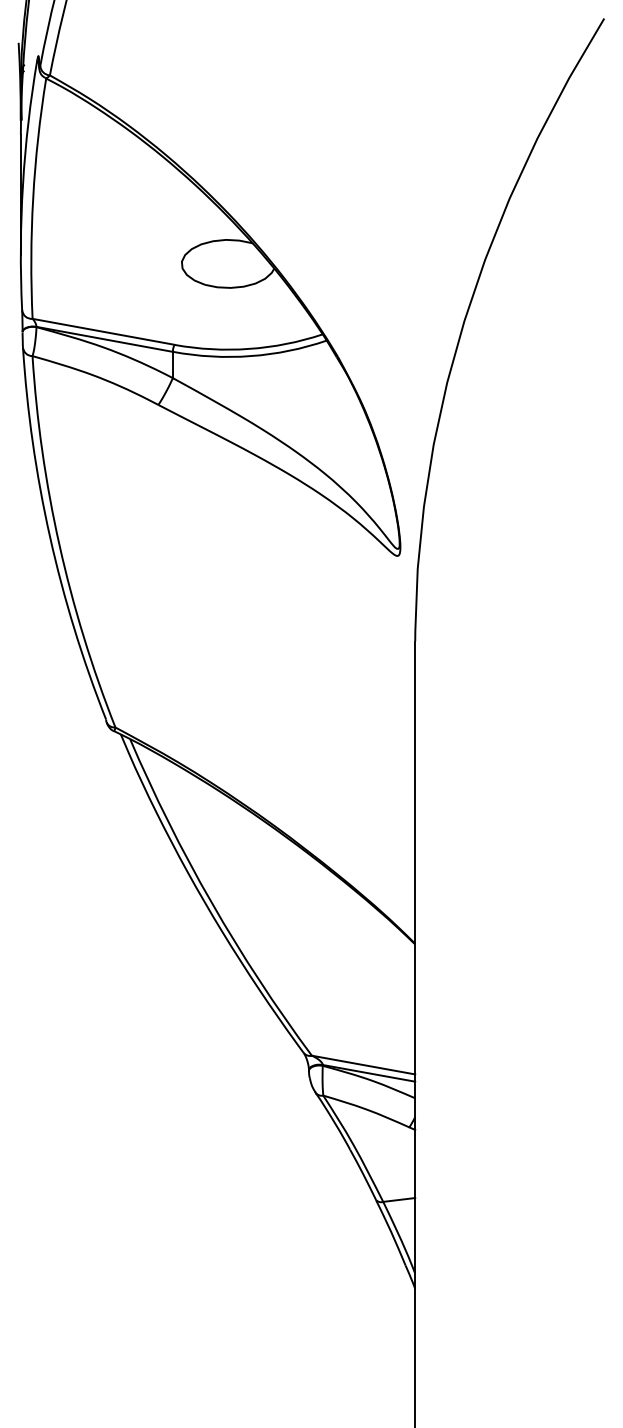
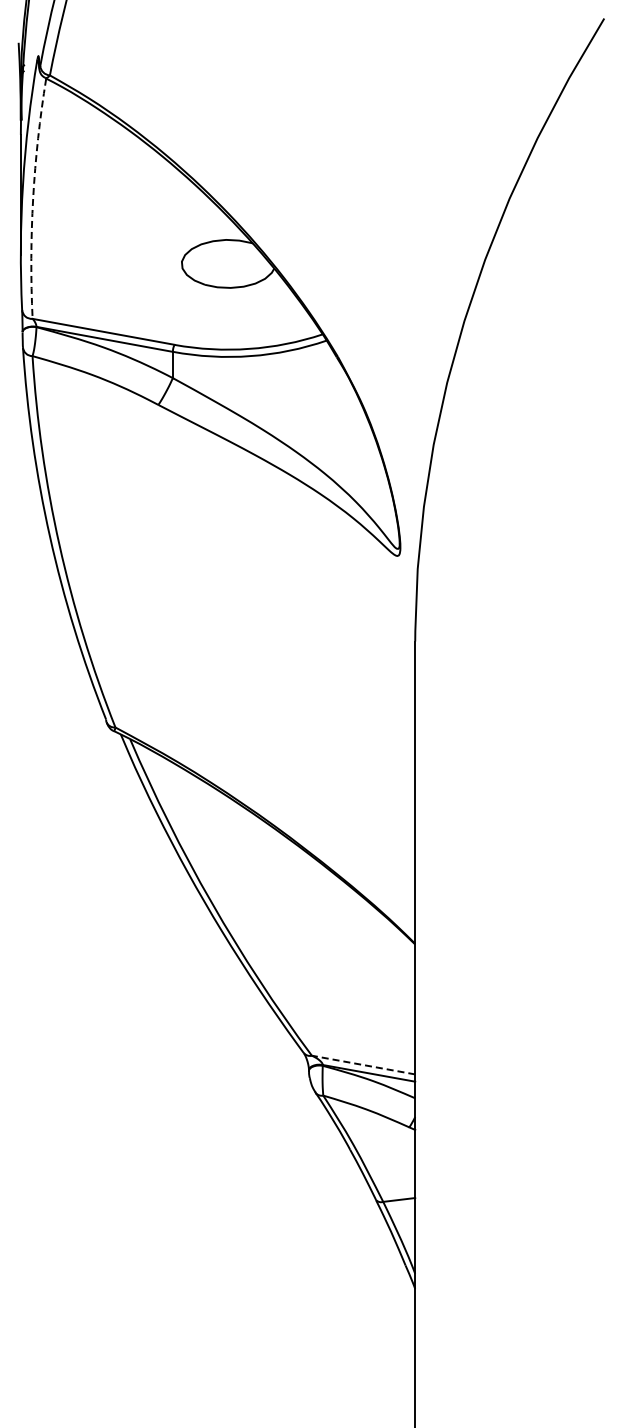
arc: solid -> dashed (33, 198)
line: solid -> dashed (363, 1065)
